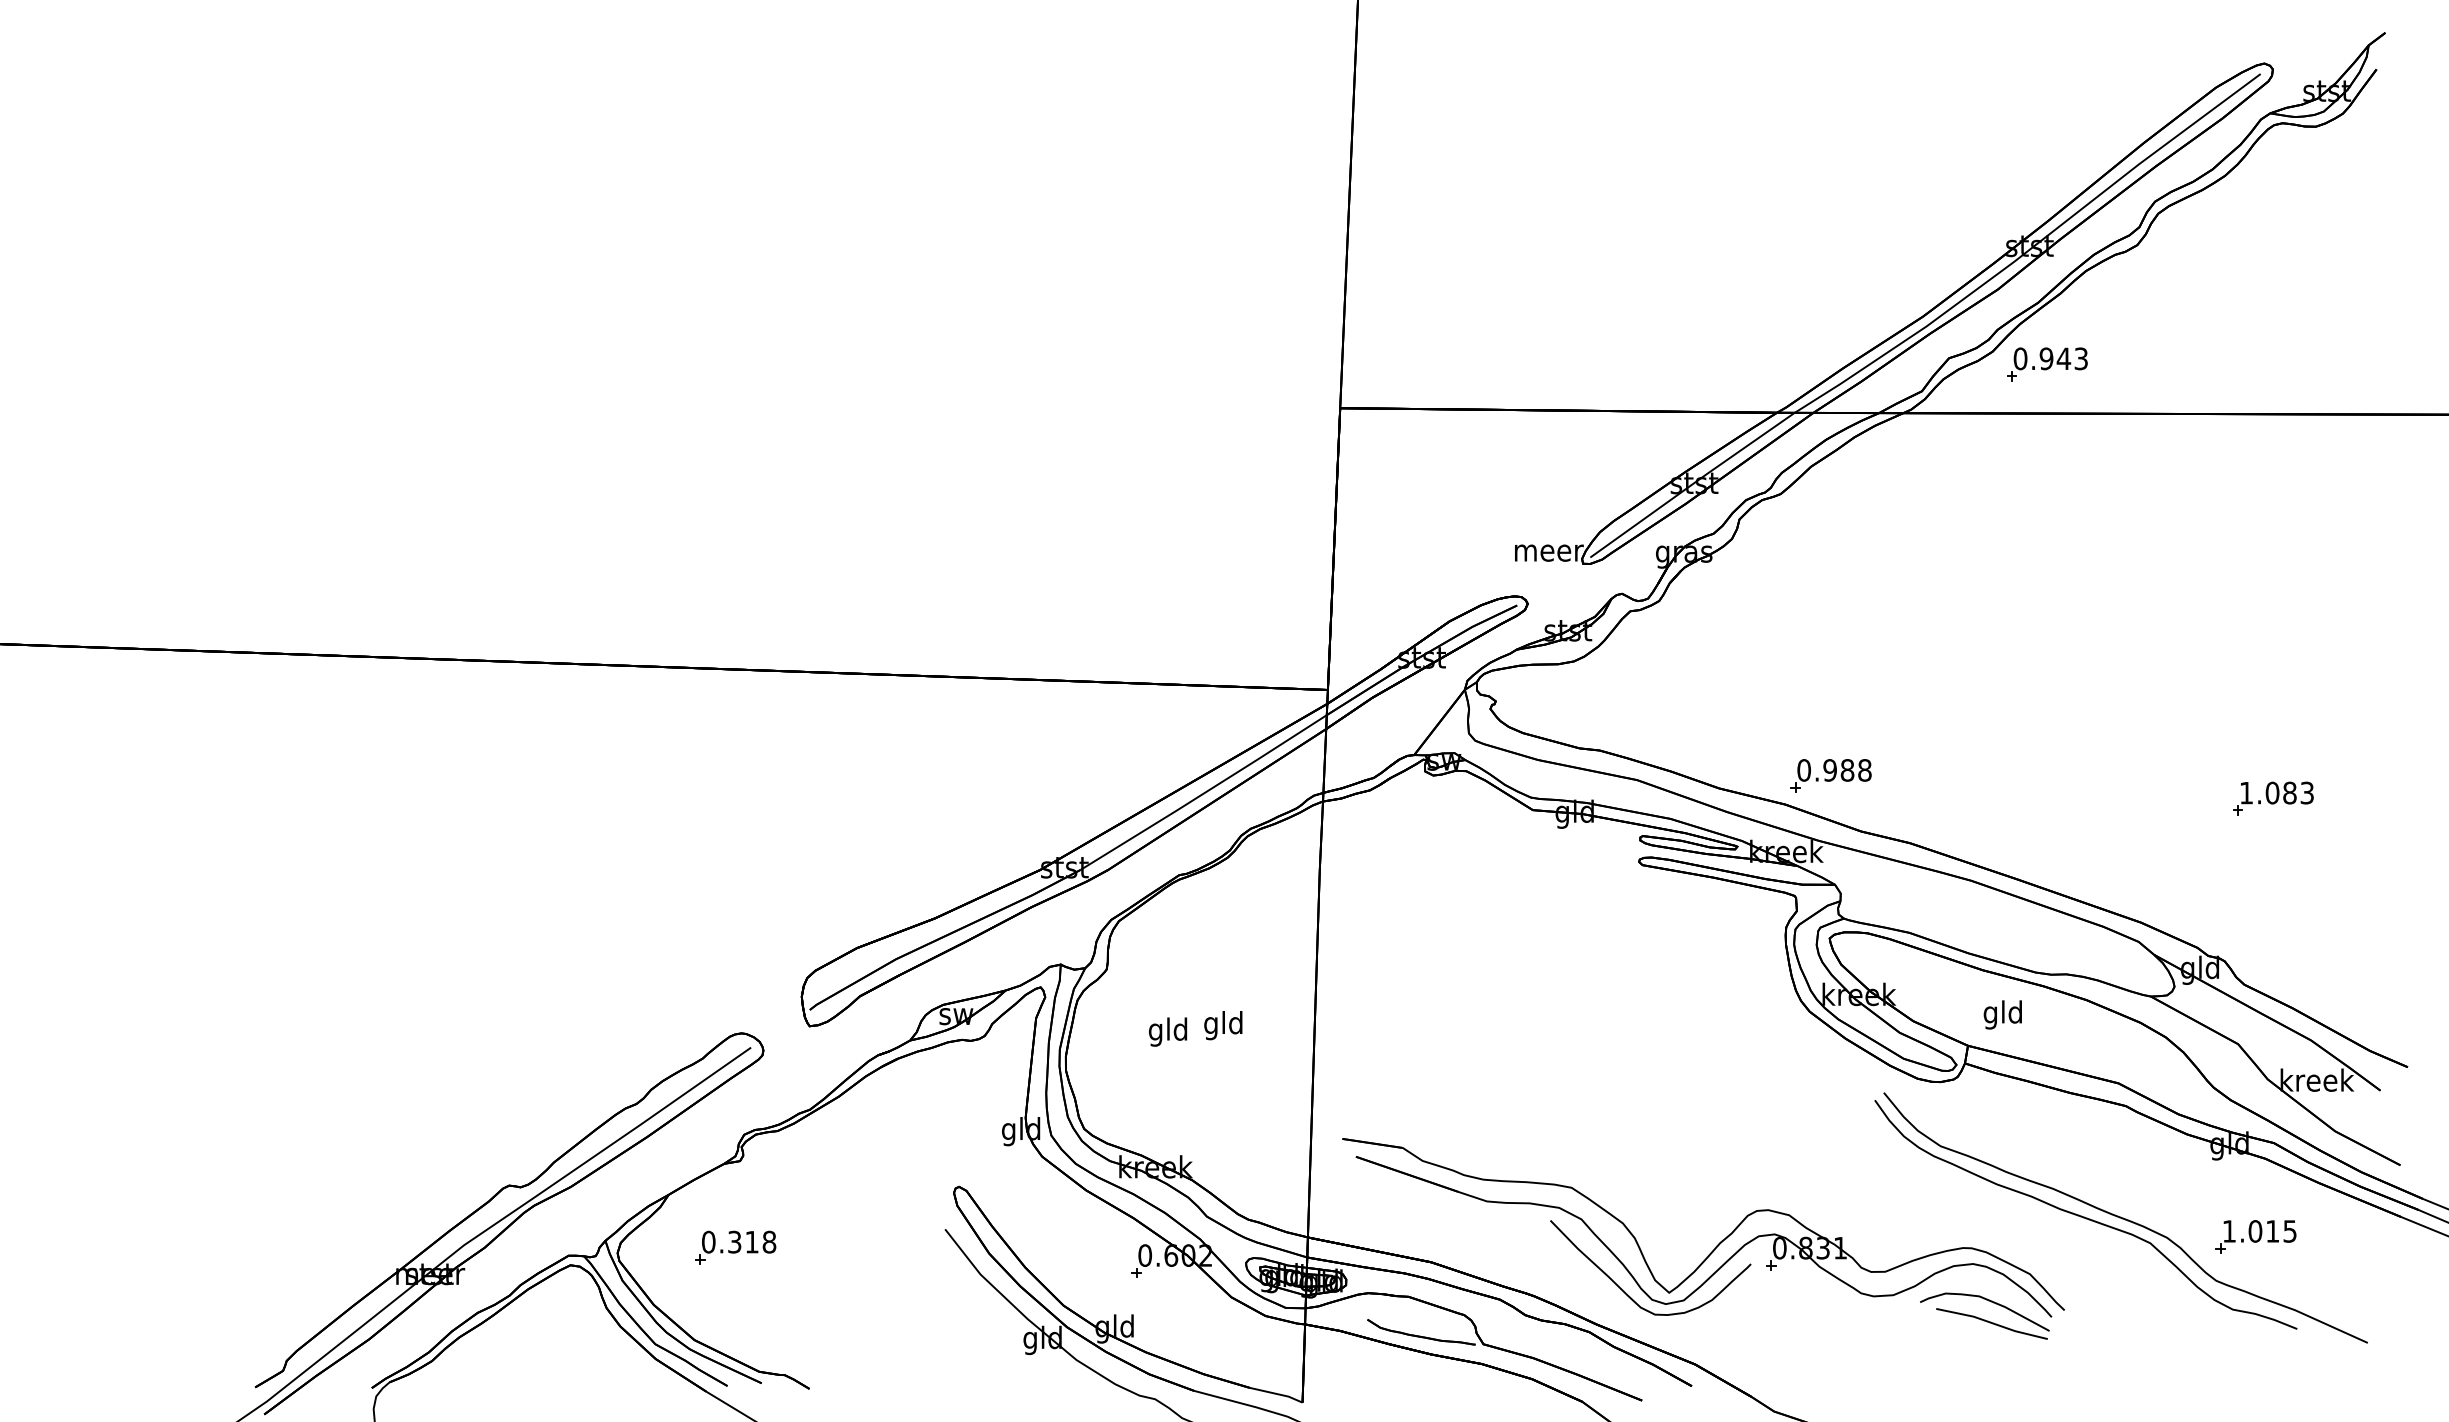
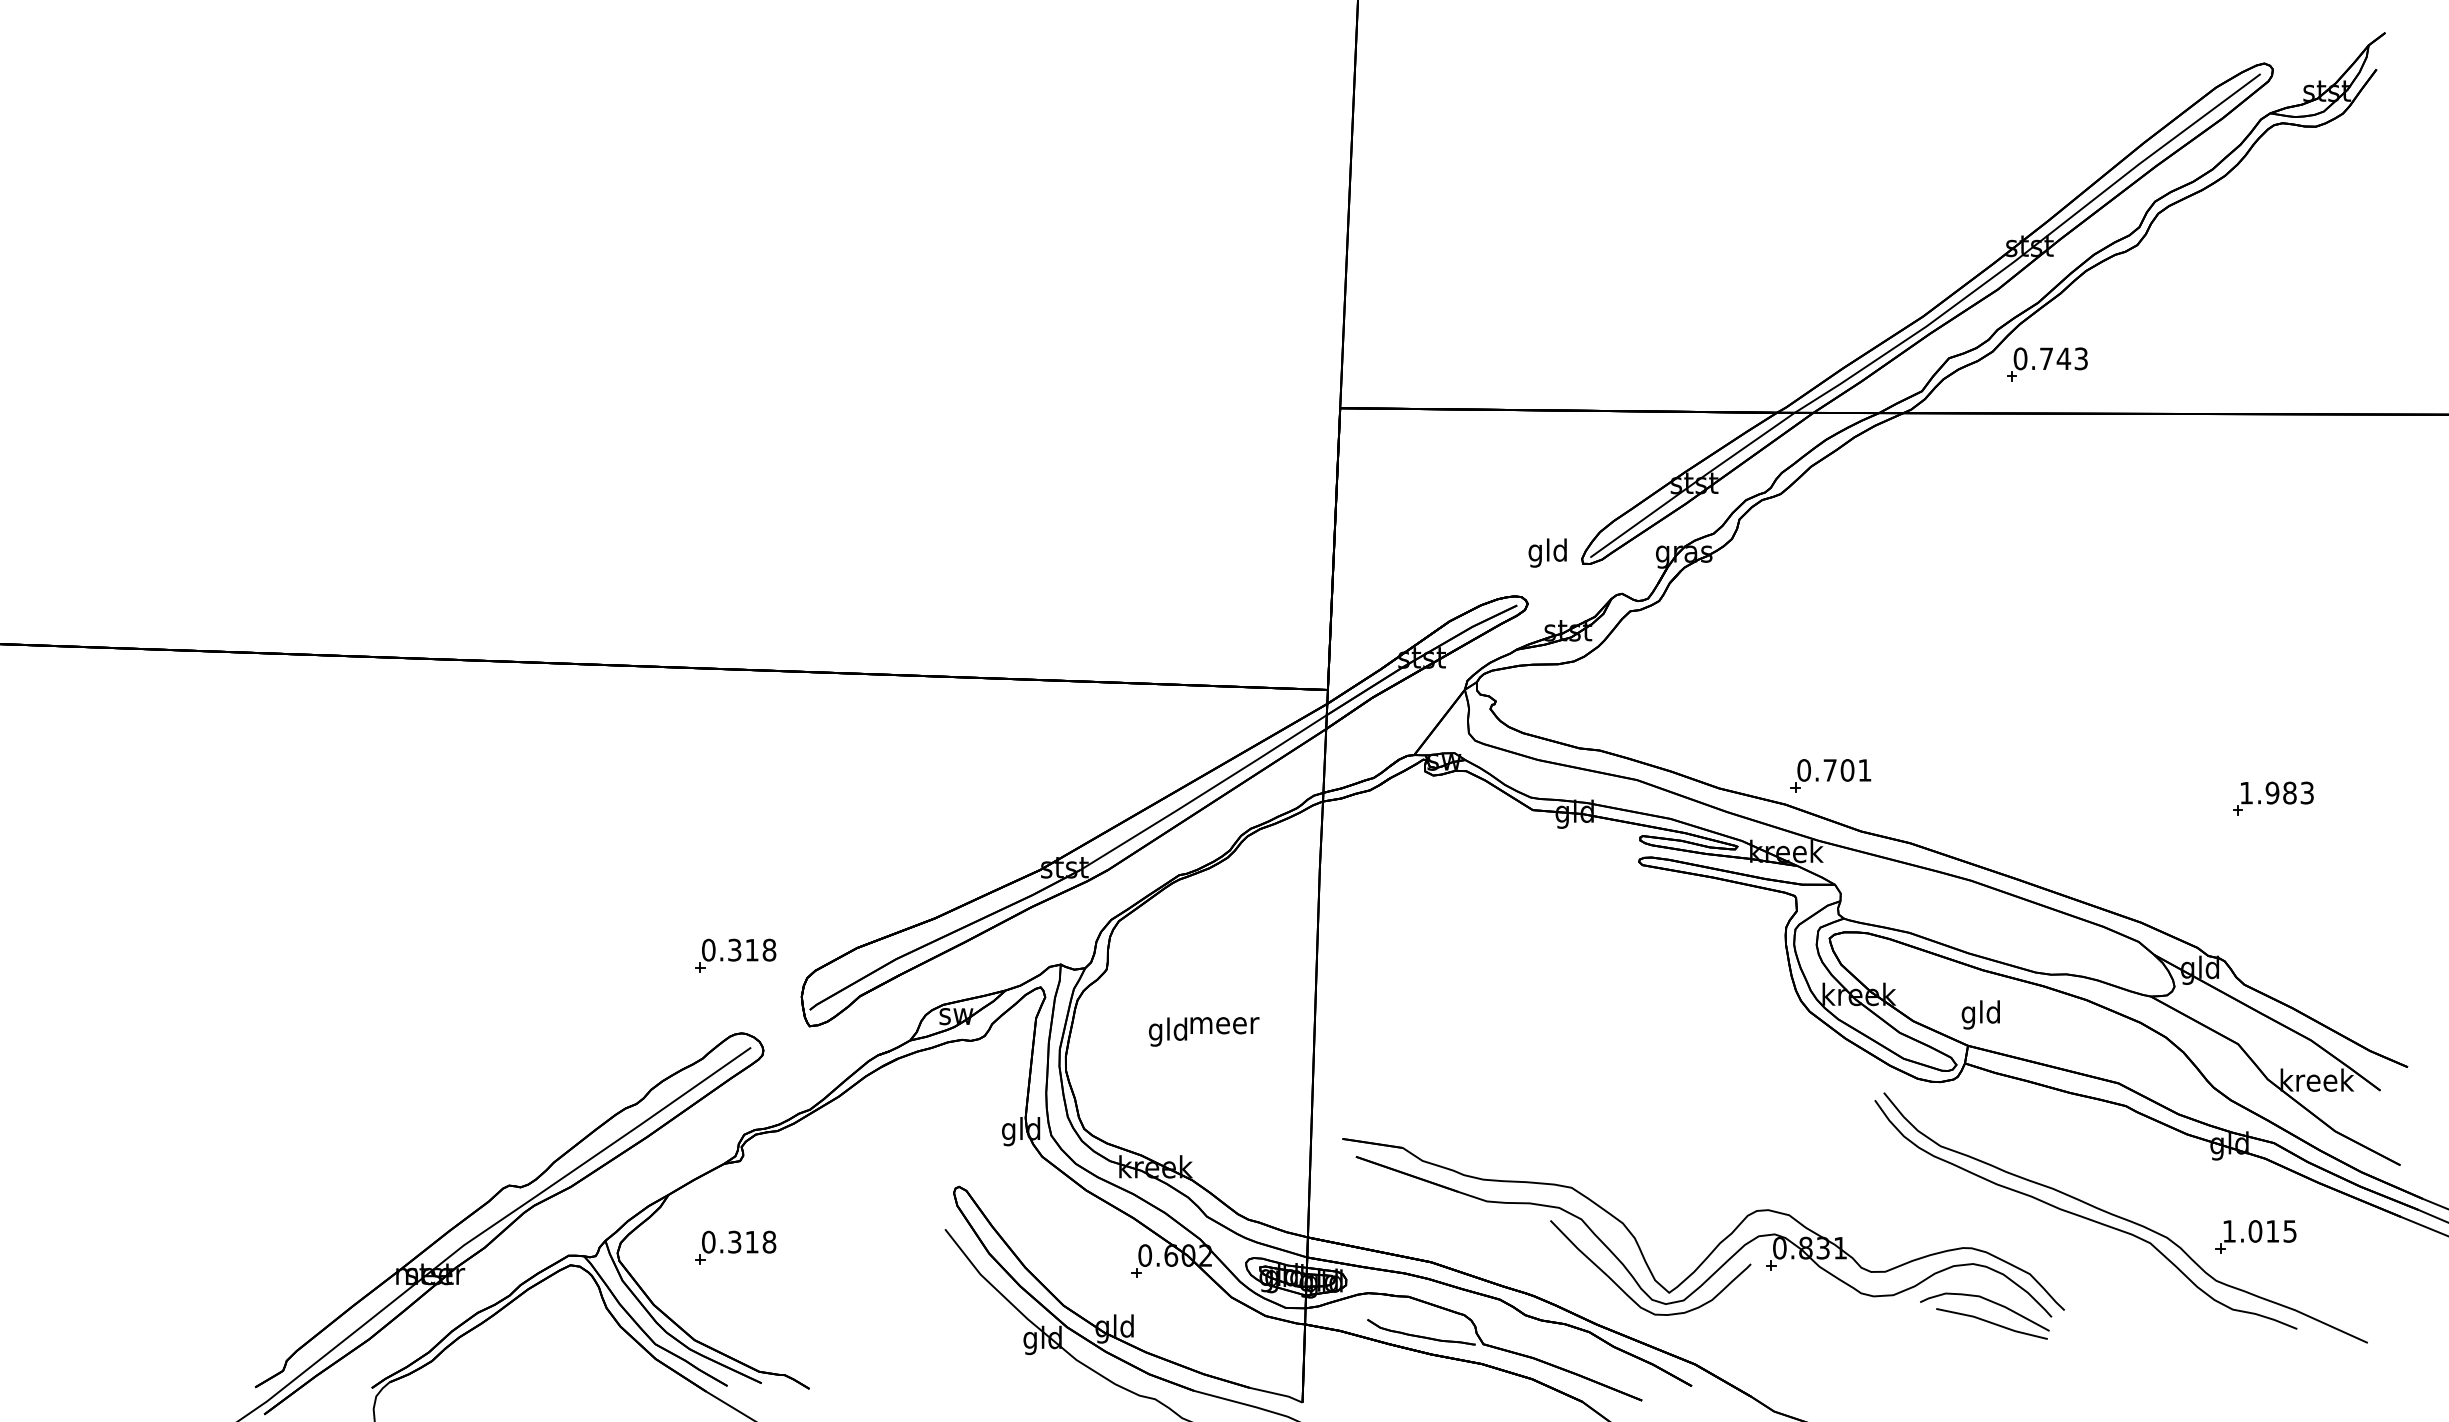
text: 0.943 -> 0.743 (2046, 358)
text: meer -> gld (1549, 552)
text: 0.988 -> 0.701 (1847, 770)
text: 1.083 -> 1.983 (2272, 793)
part: none -> present (735, 955)
text position: (2002, 1014) -> (1980, 1014) (1980, 1014)
text: gld -> meer (1224, 1025)
